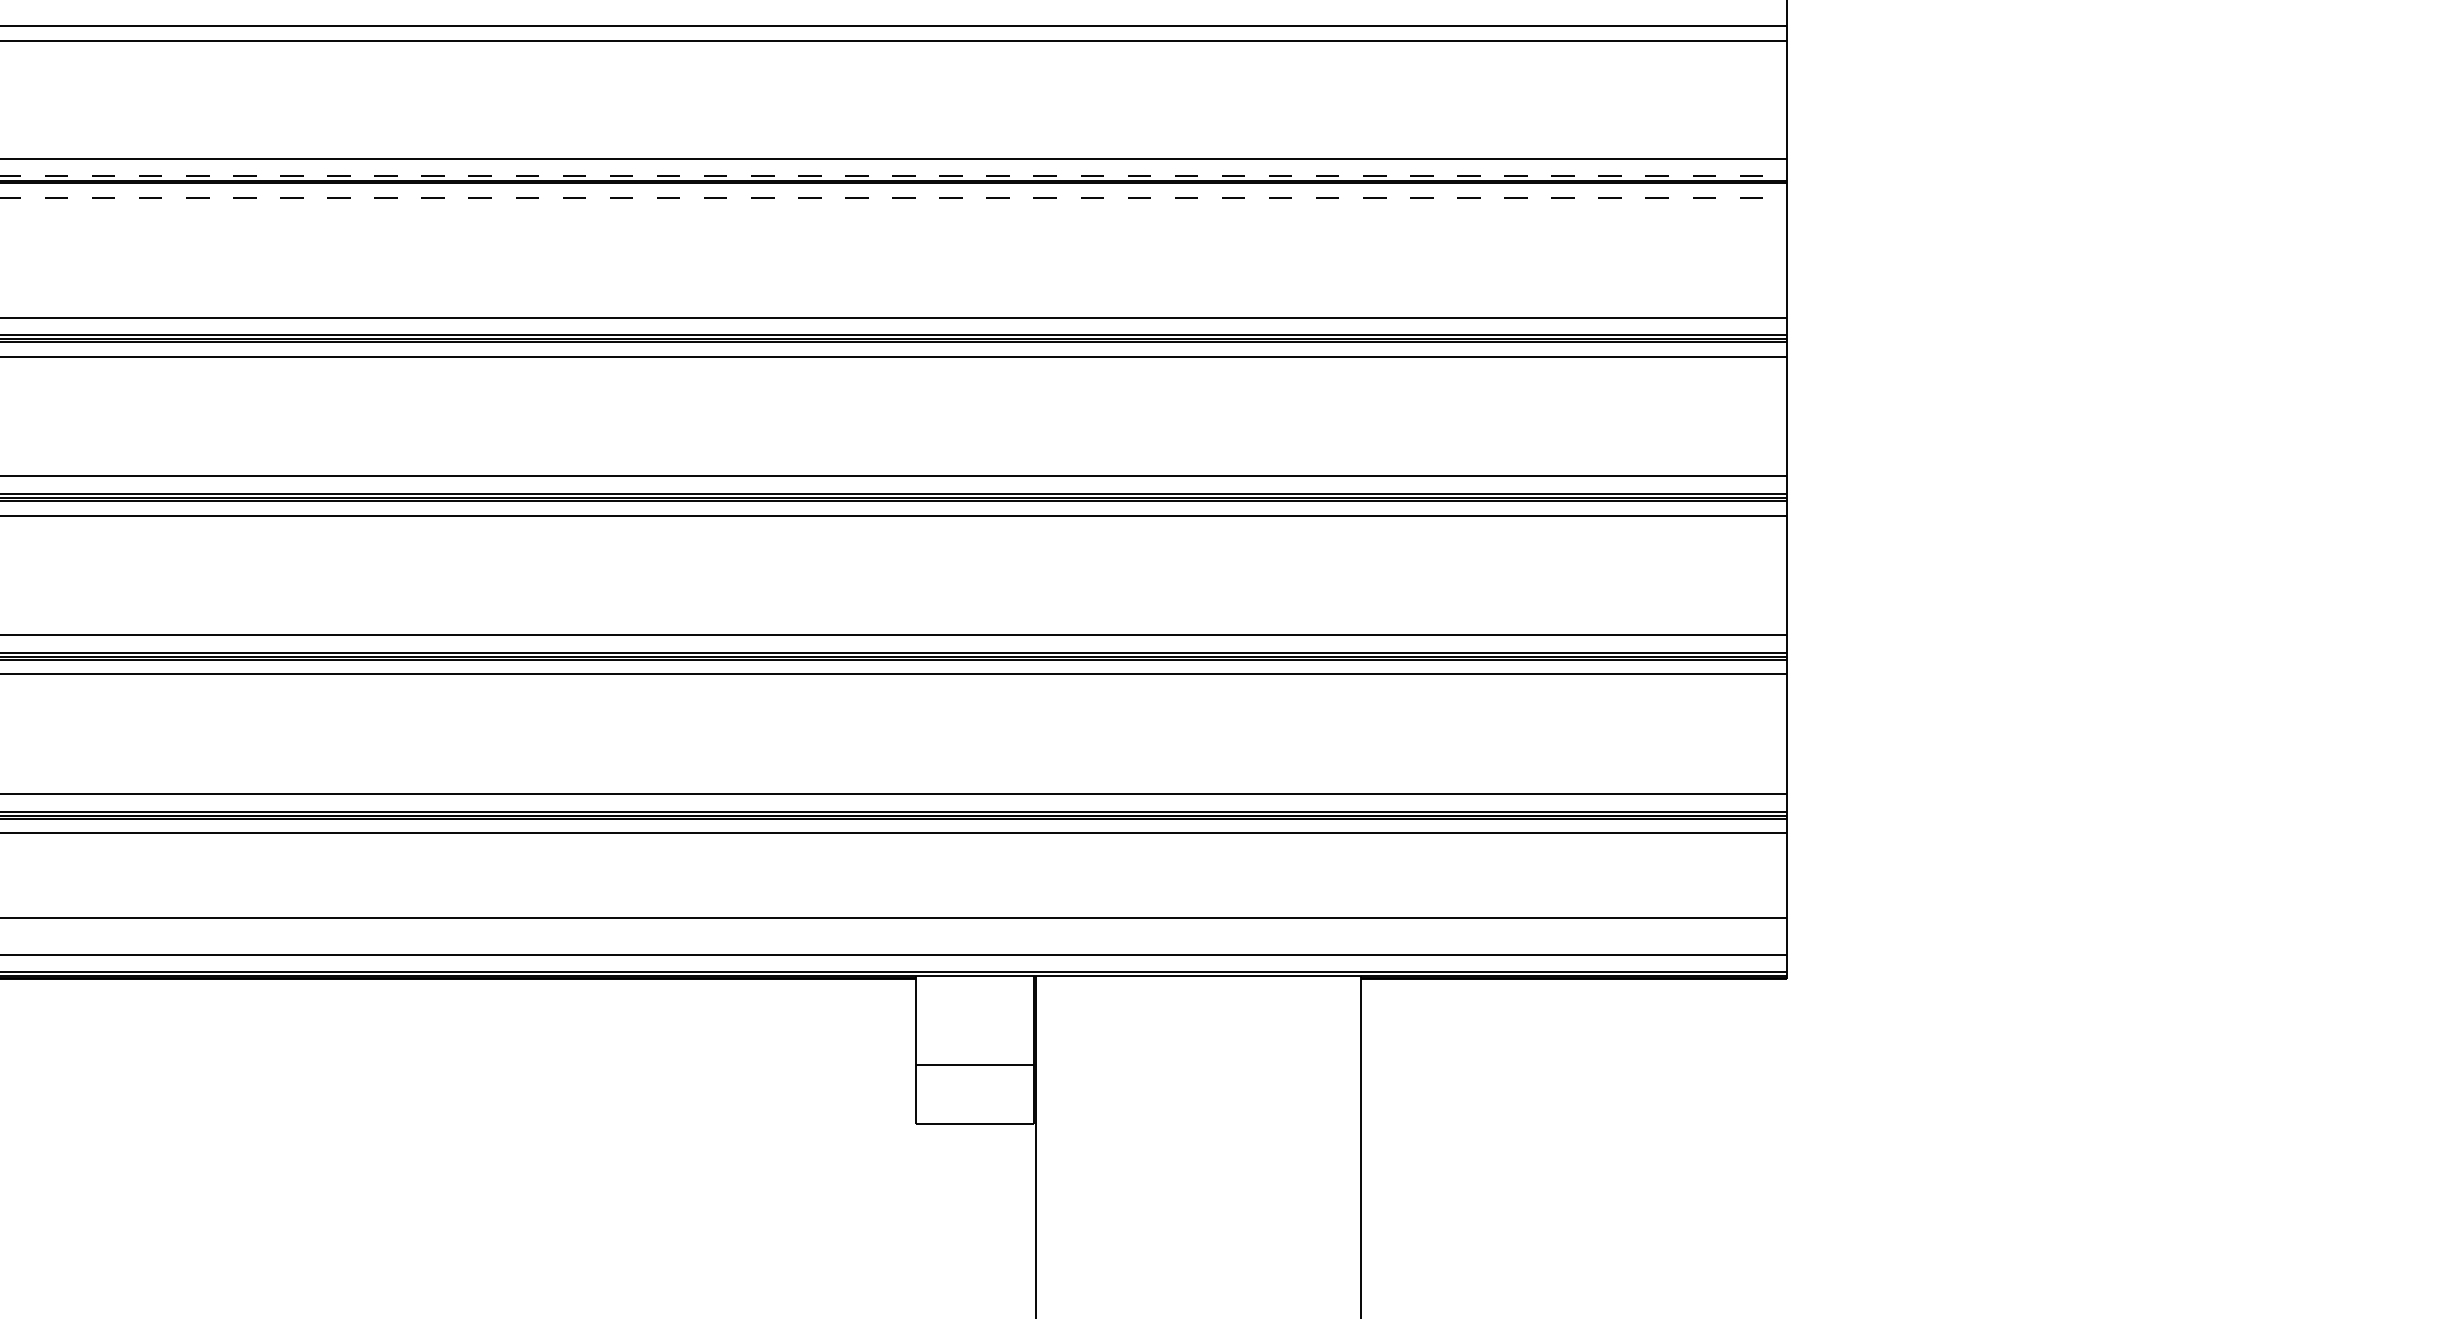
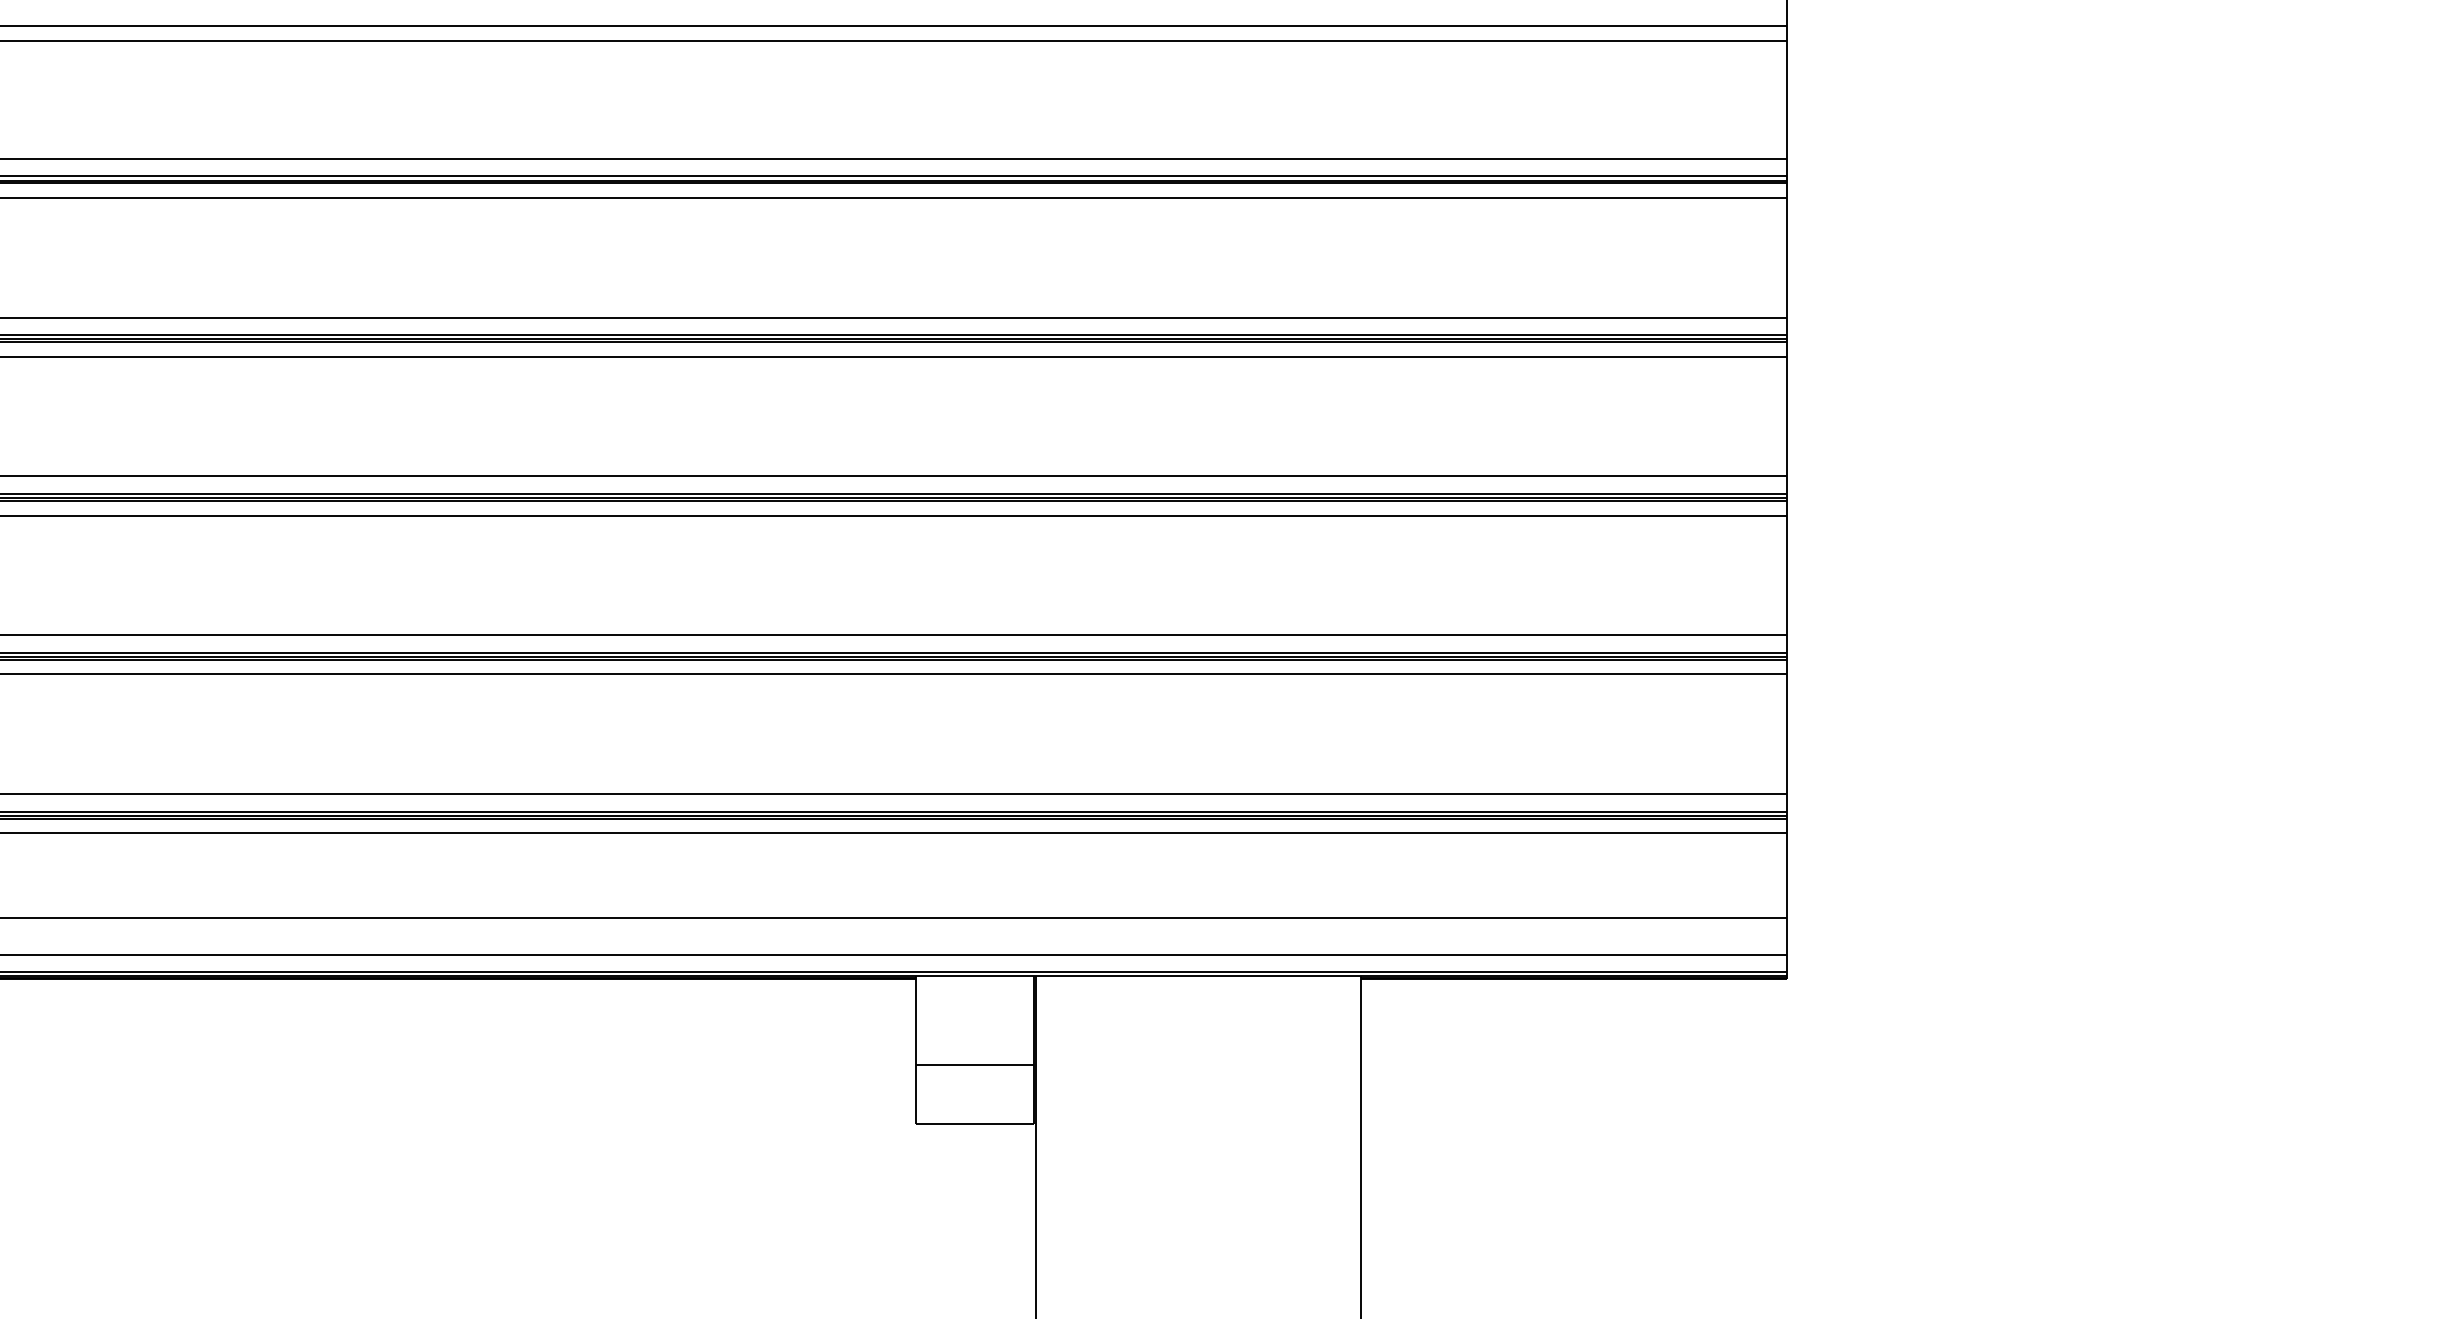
line: dashed -> solid (894, 176)
line: dashed -> solid (894, 197)
